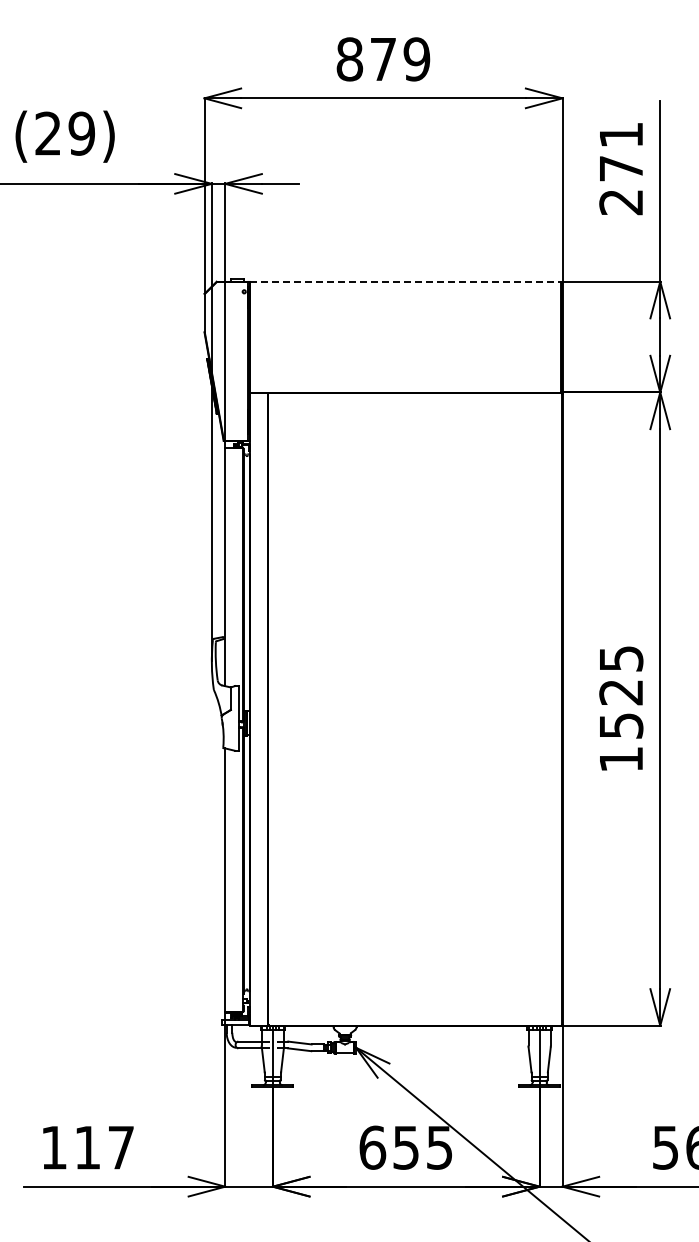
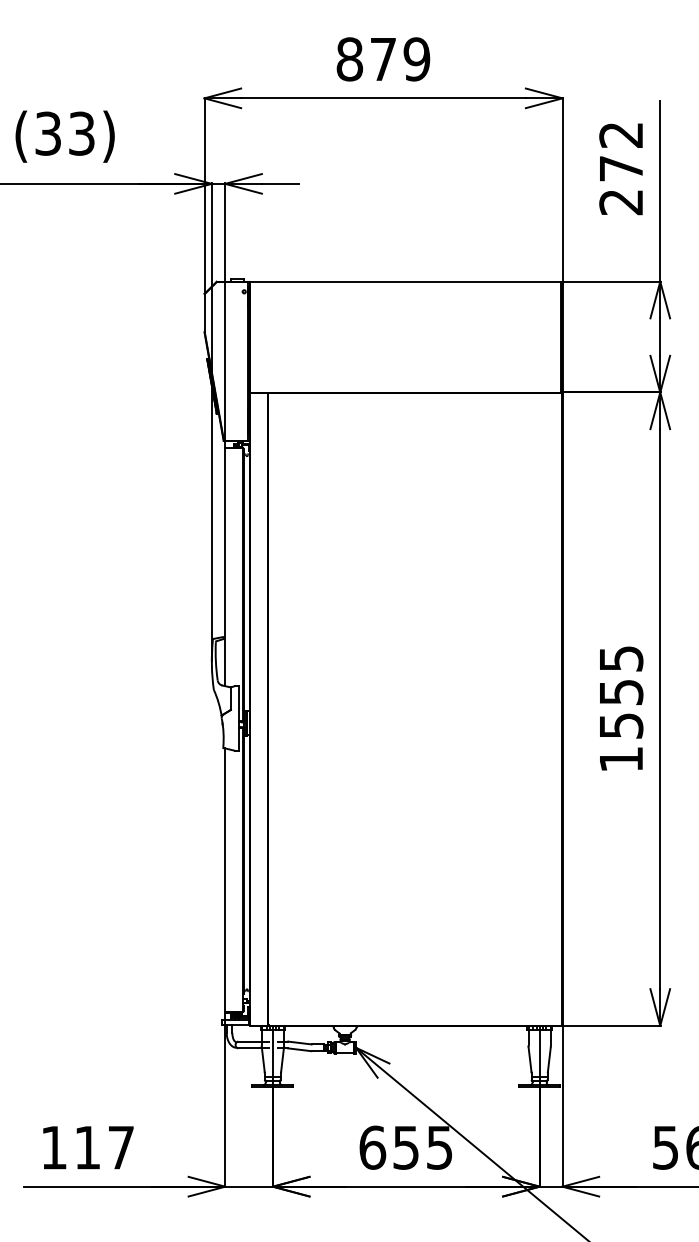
text: (29) -> (33) (64, 133)
text: 271 -> 272 (620, 135)
line: dashed -> solid (405, 281)
text: 1525 -> 1555 (621, 692)
